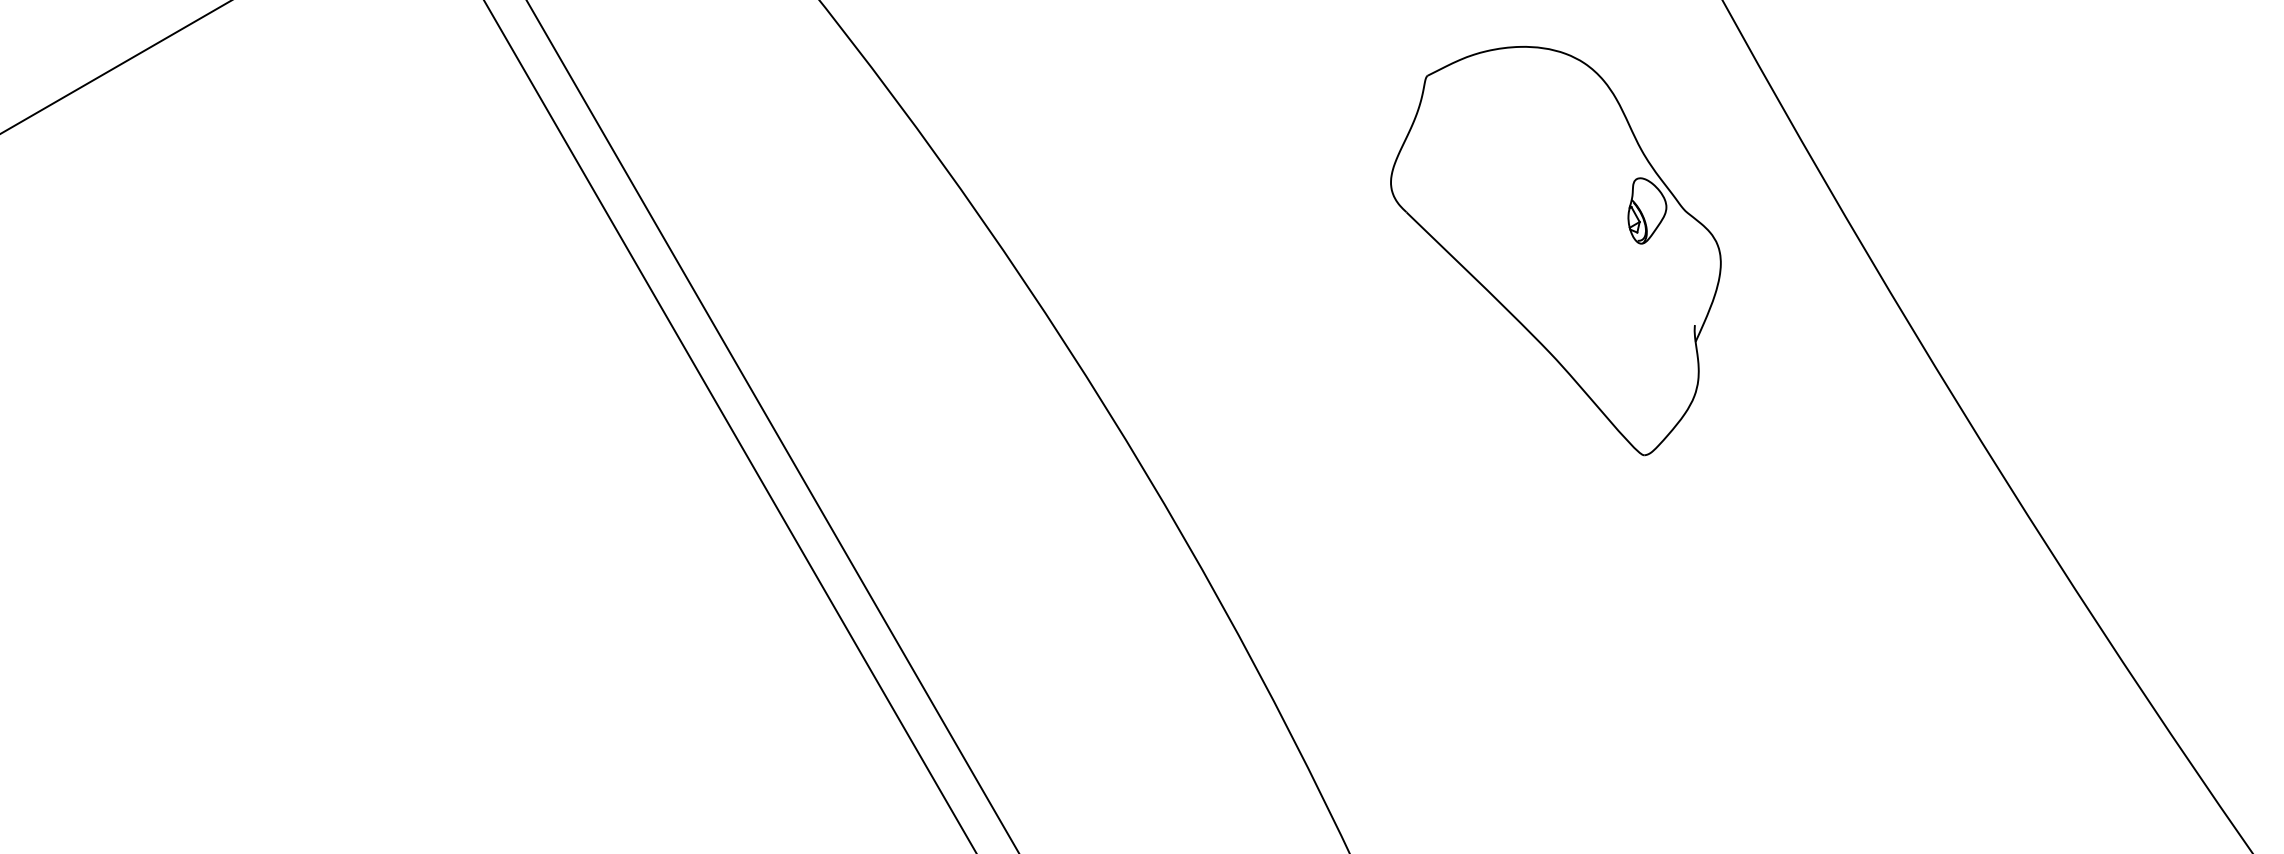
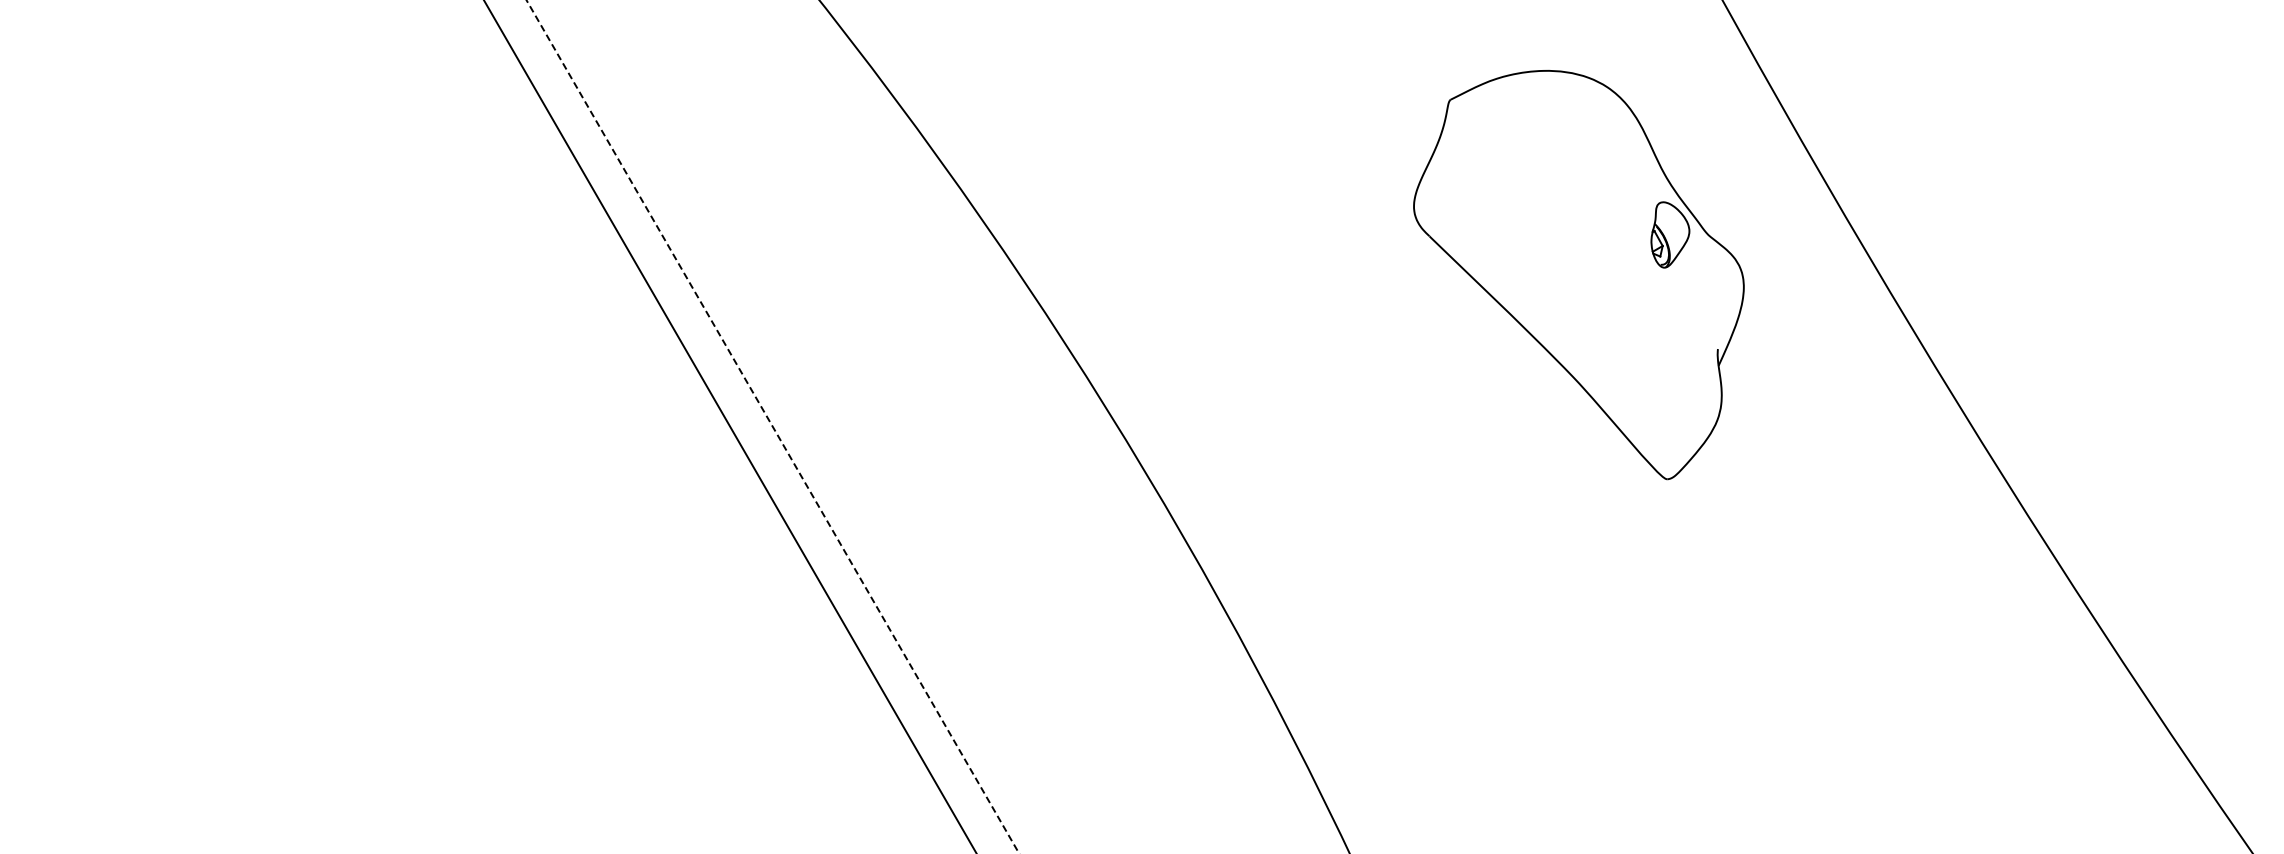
line: present -> none (115, 67)
part position: (1555, 251) -> (1578, 275) (1578, 275)
line: solid -> dashed (772, 427)
